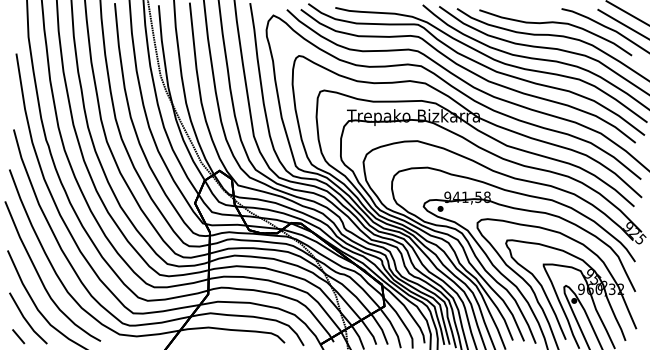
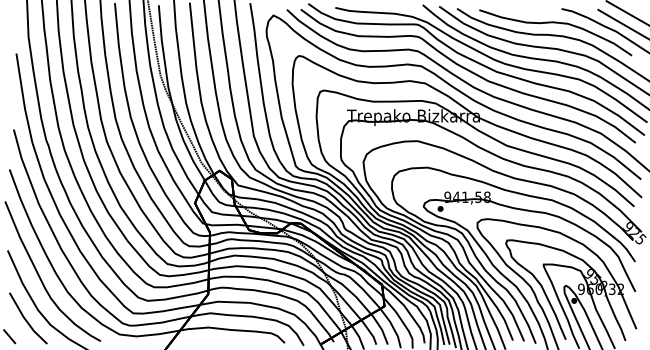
line position: (18, 336) -> (9, 336) (9, 336)
